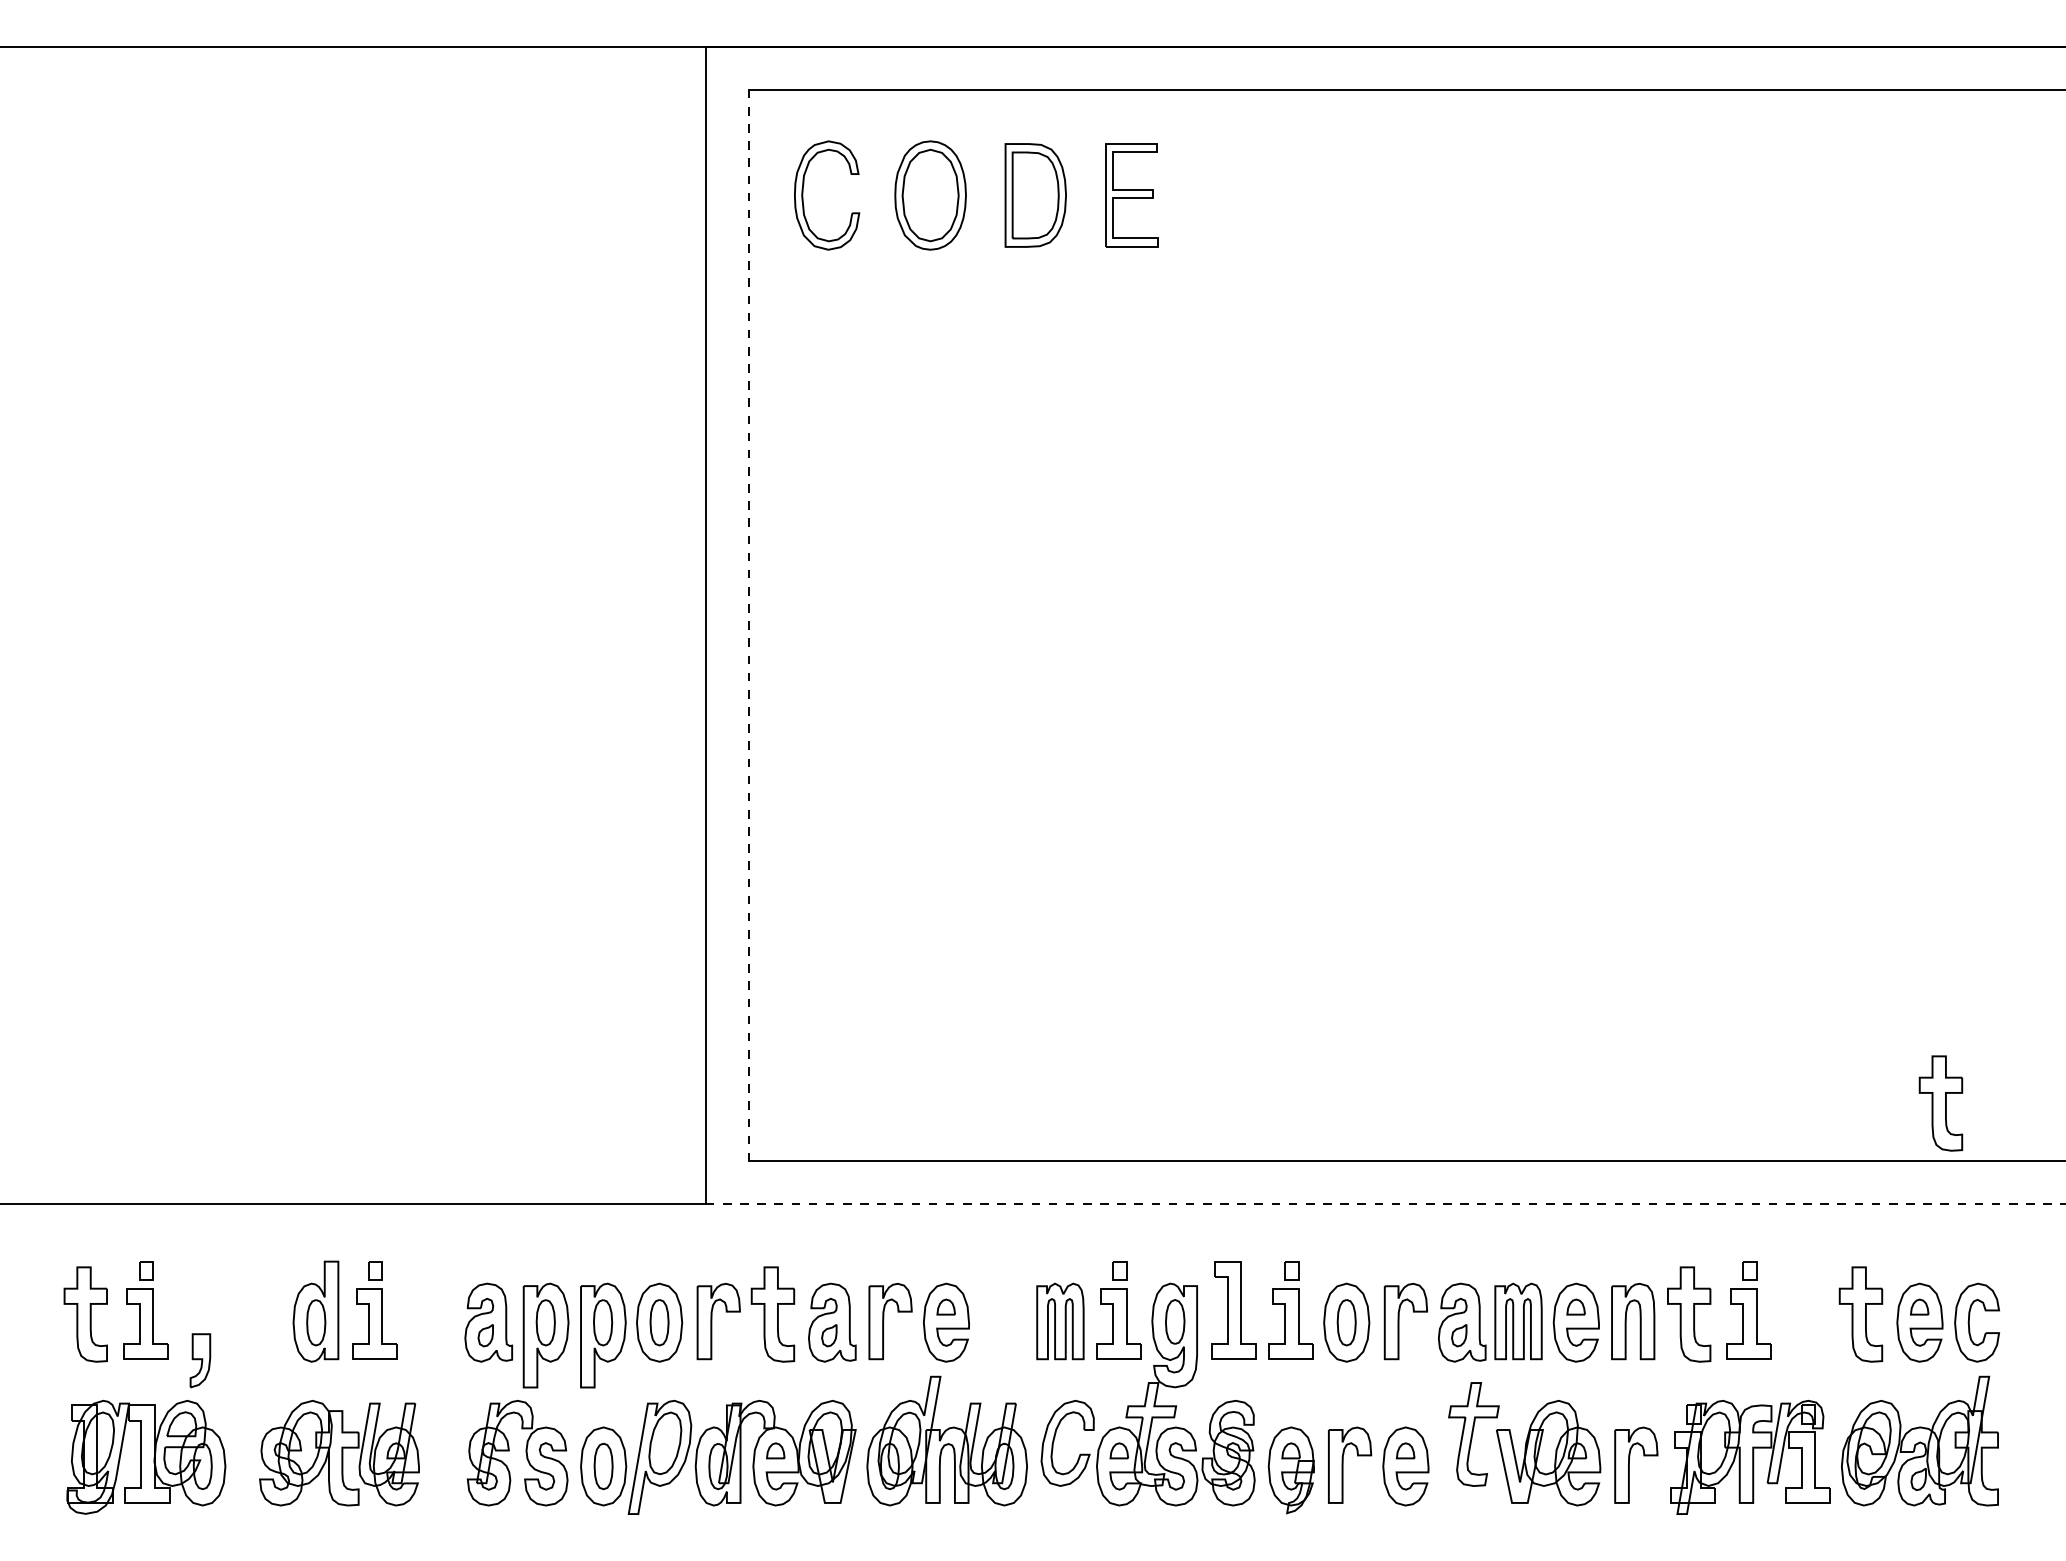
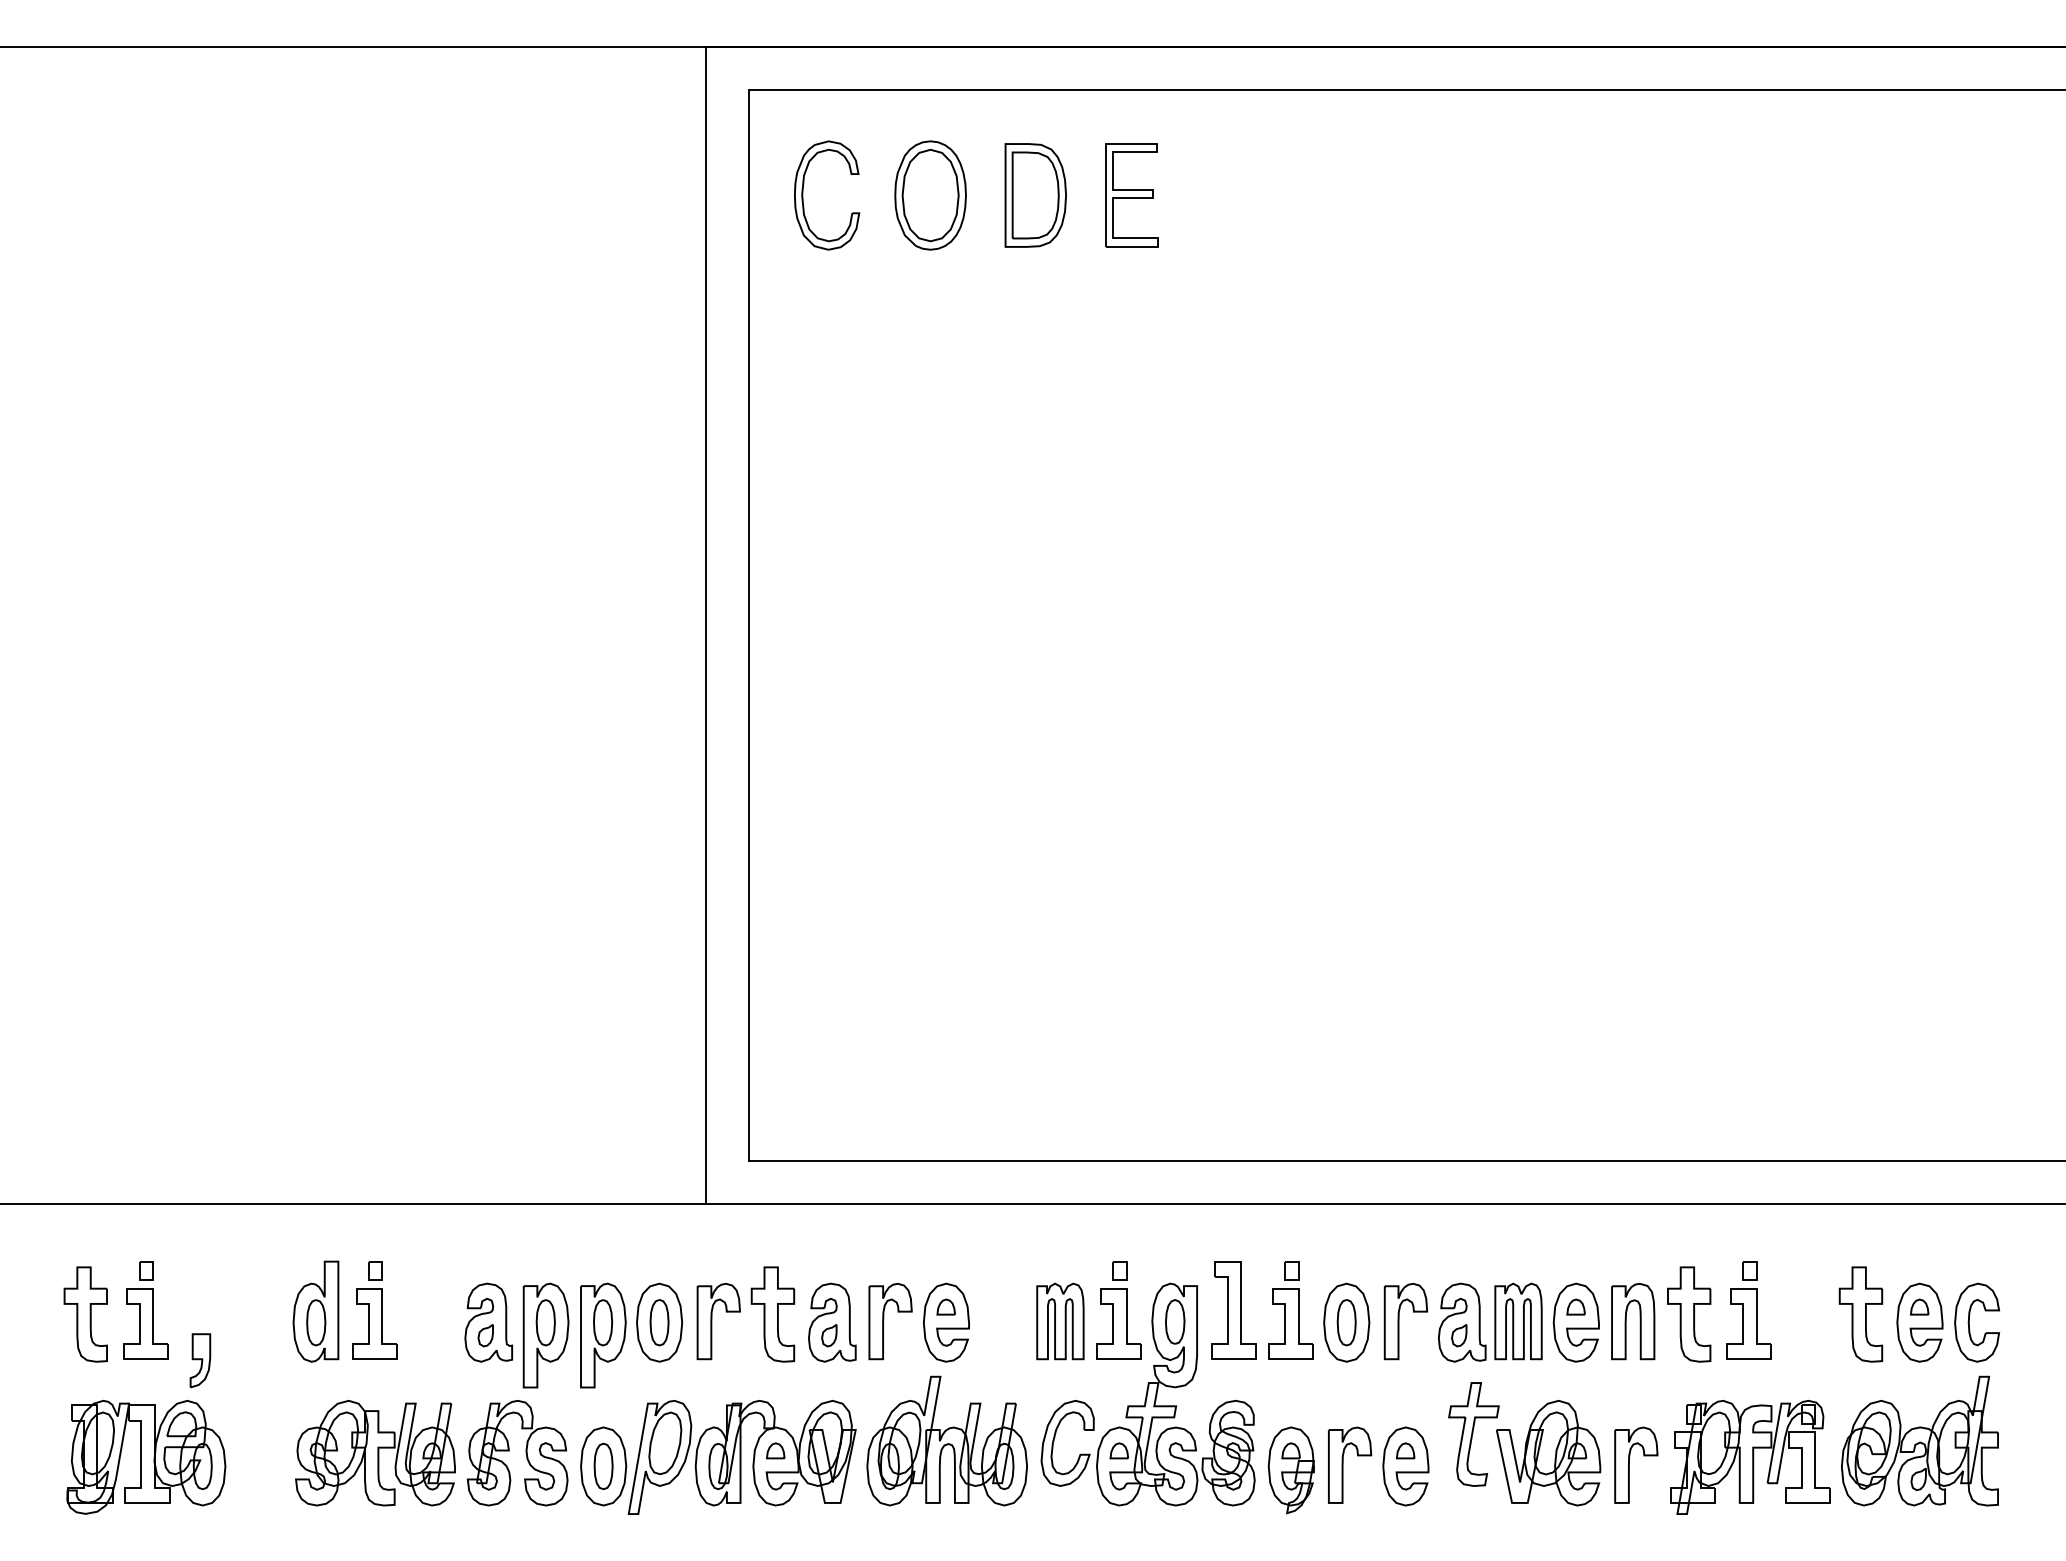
line: dashed -> solid (748, 625)
part: present -> none (1940, 1103)
line: dashed -> solid (1385, 1204)
part position: (339, 1453) -> (375, 1453) (375, 1453)
